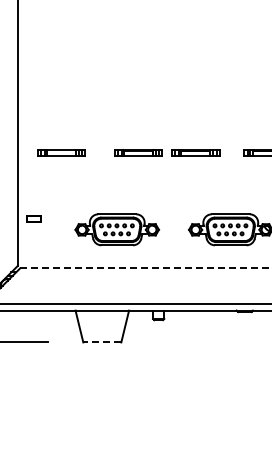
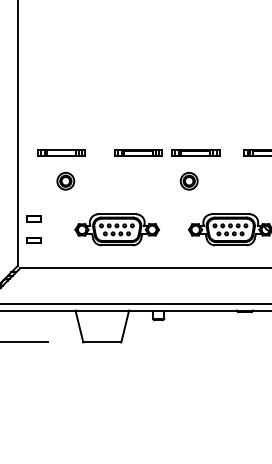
part: none -> present (188, 180)
part: none -> present (65, 181)
part: none -> present (33, 240)
line: dashed -> solid (145, 268)
line: dashed -> solid (101, 342)
